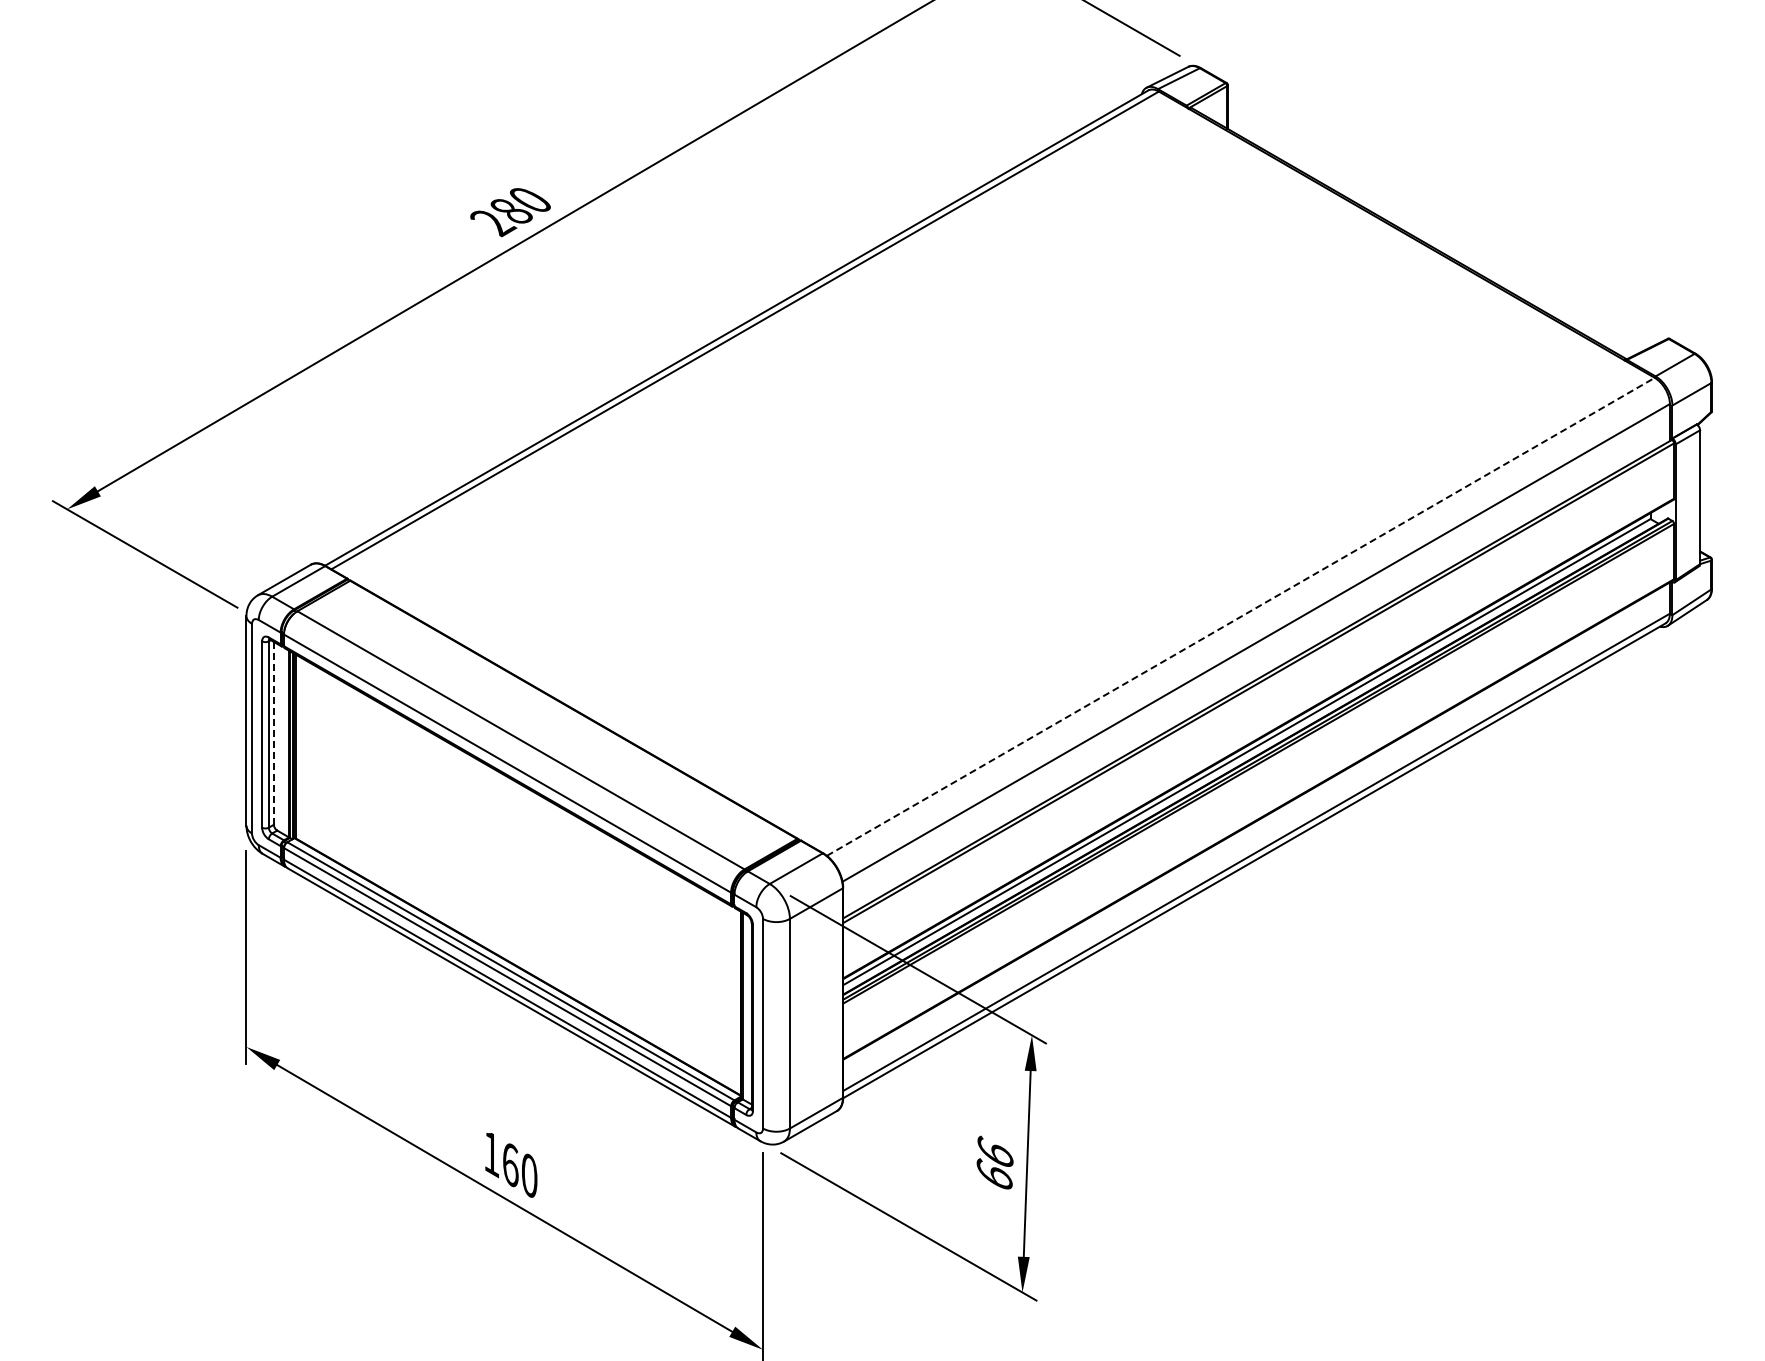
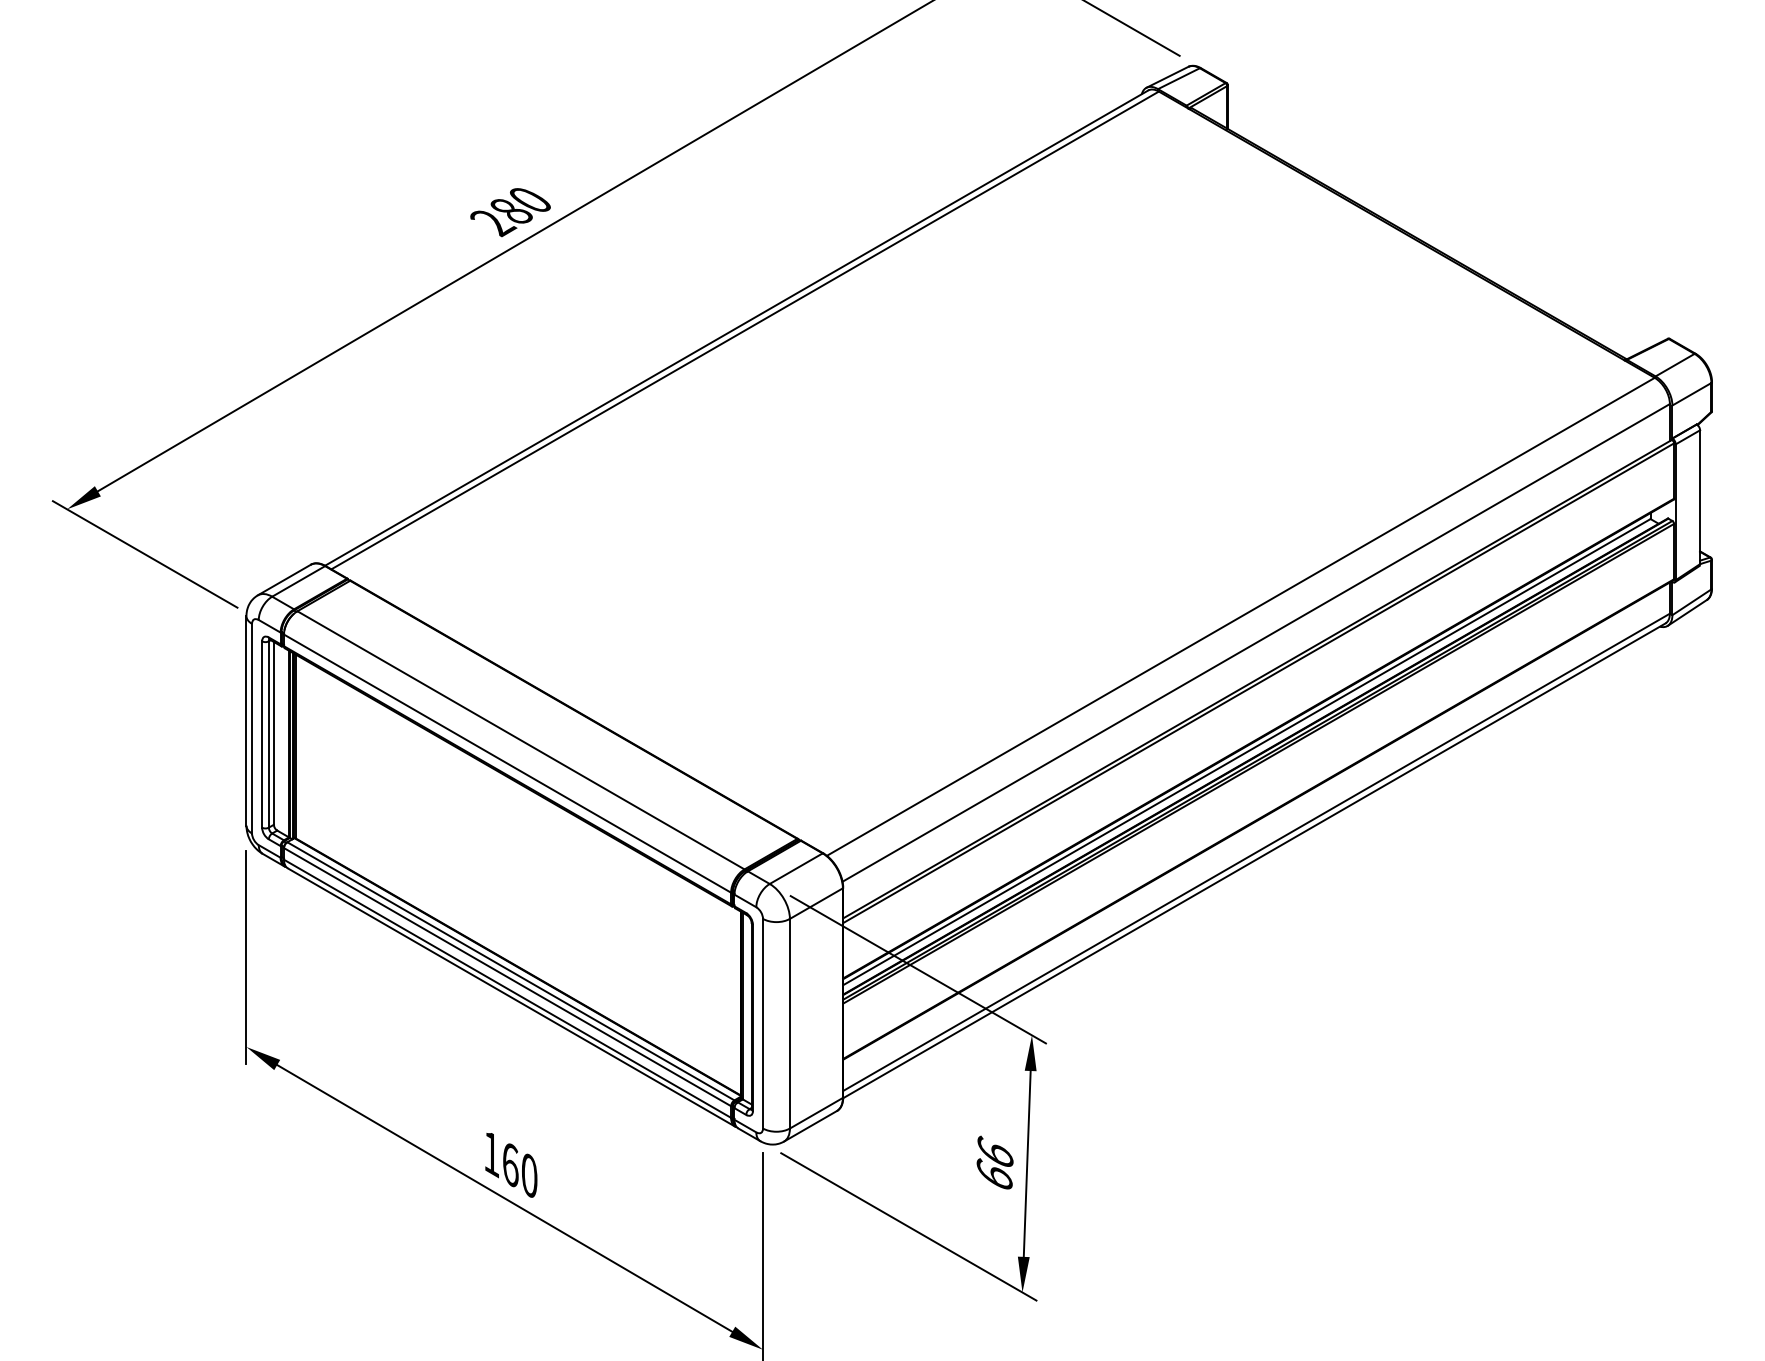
line: dashed -> solid (1240, 616)
line: dashed -> solid (273, 733)
